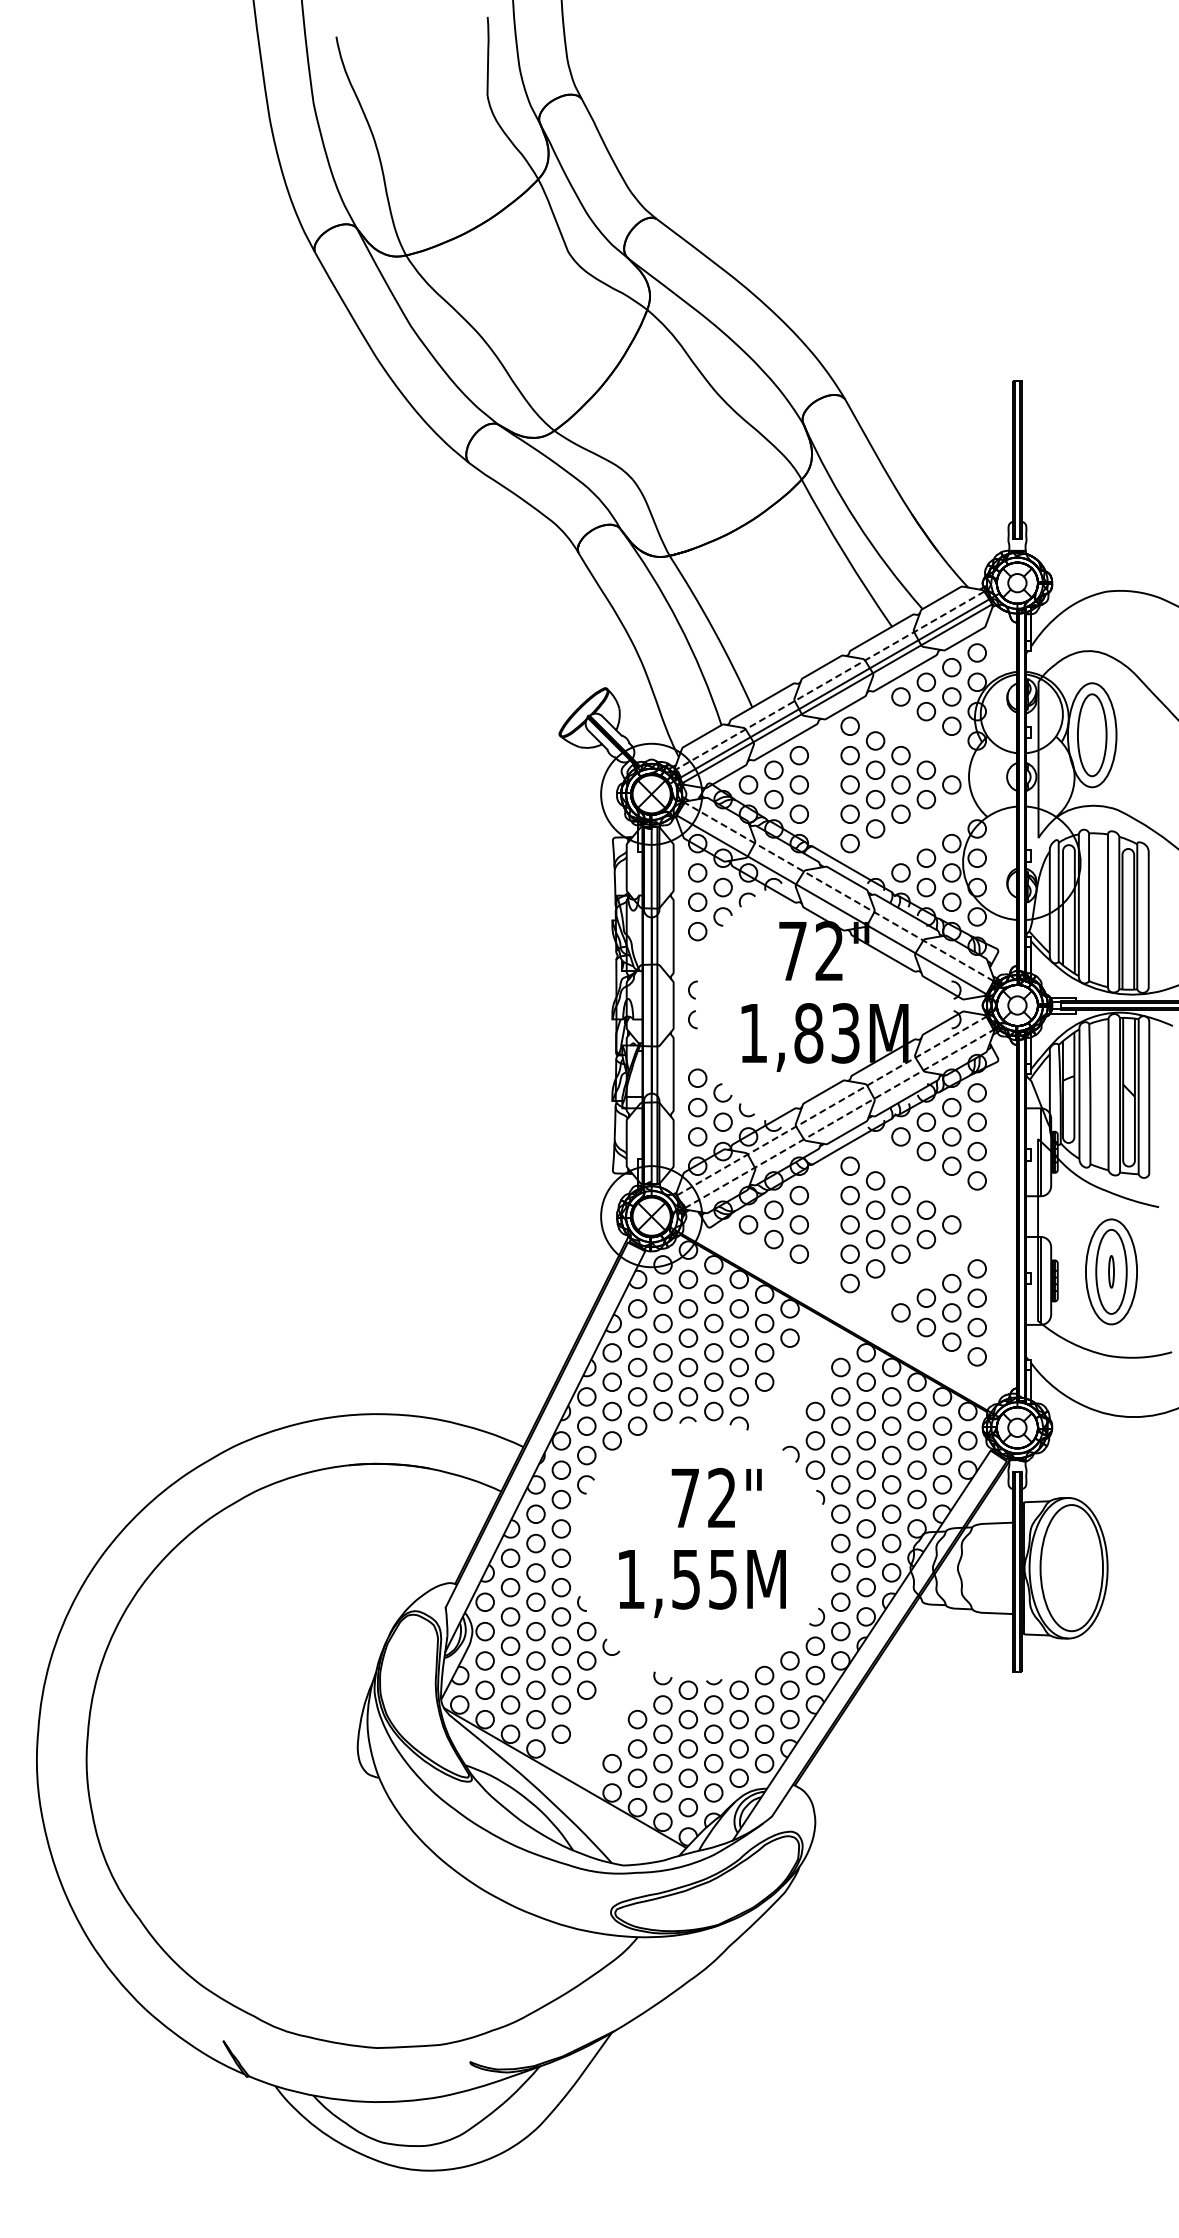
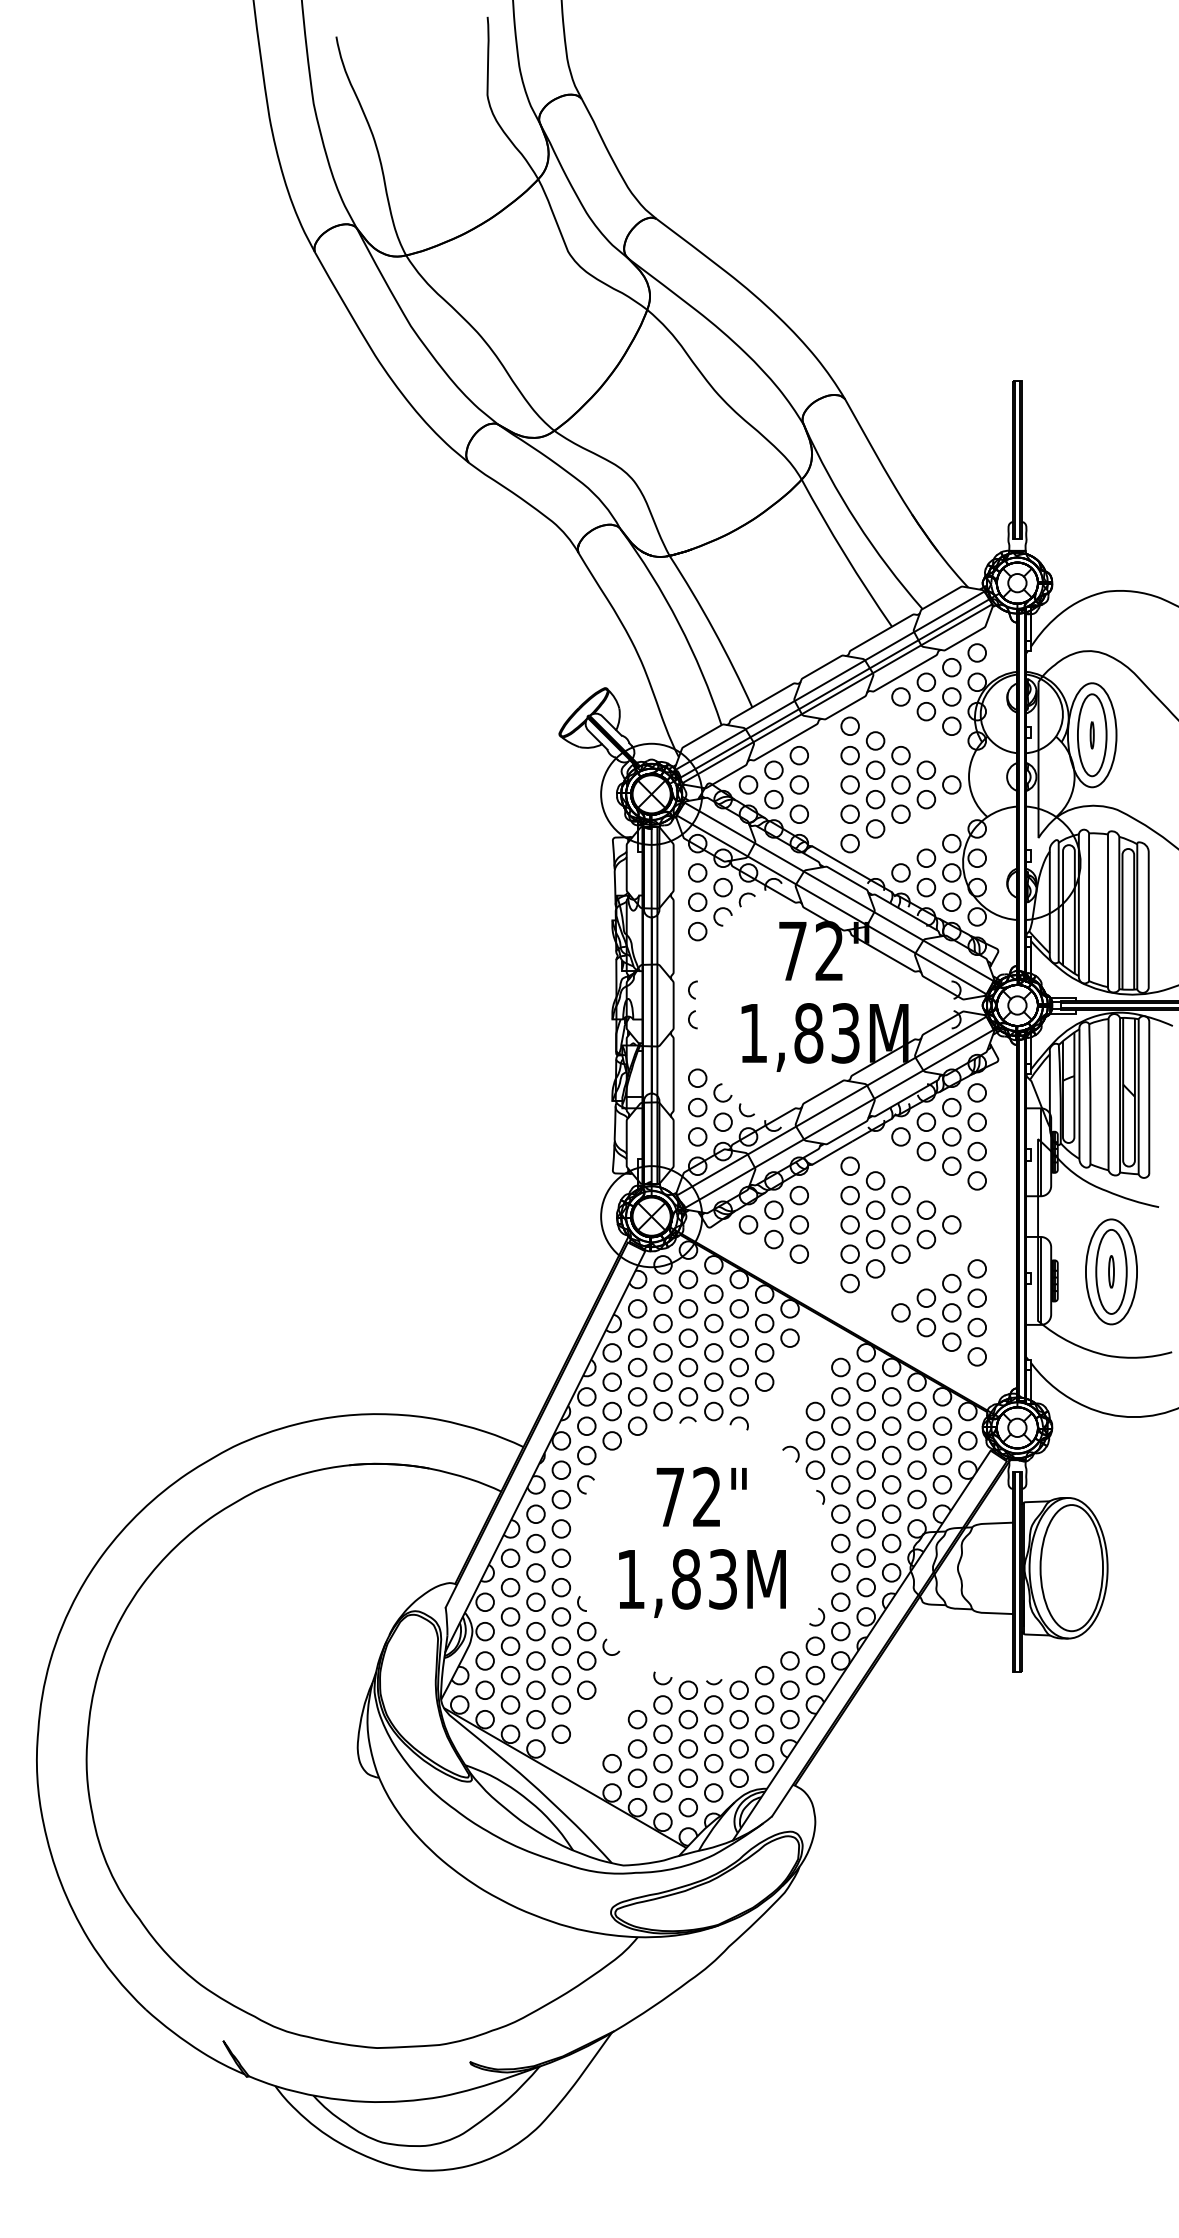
line: dashed -> solid (829, 680)
part: none -> present (1091, 735)
line: dashed -> solid (838, 891)
line: dashed -> solid (831, 1106)
line: dashed -> solid (839, 1118)
text position: (716, 1497) -> (701, 1496) (701, 1496)
text: 1,55M -> 1,83M (704, 1579)
